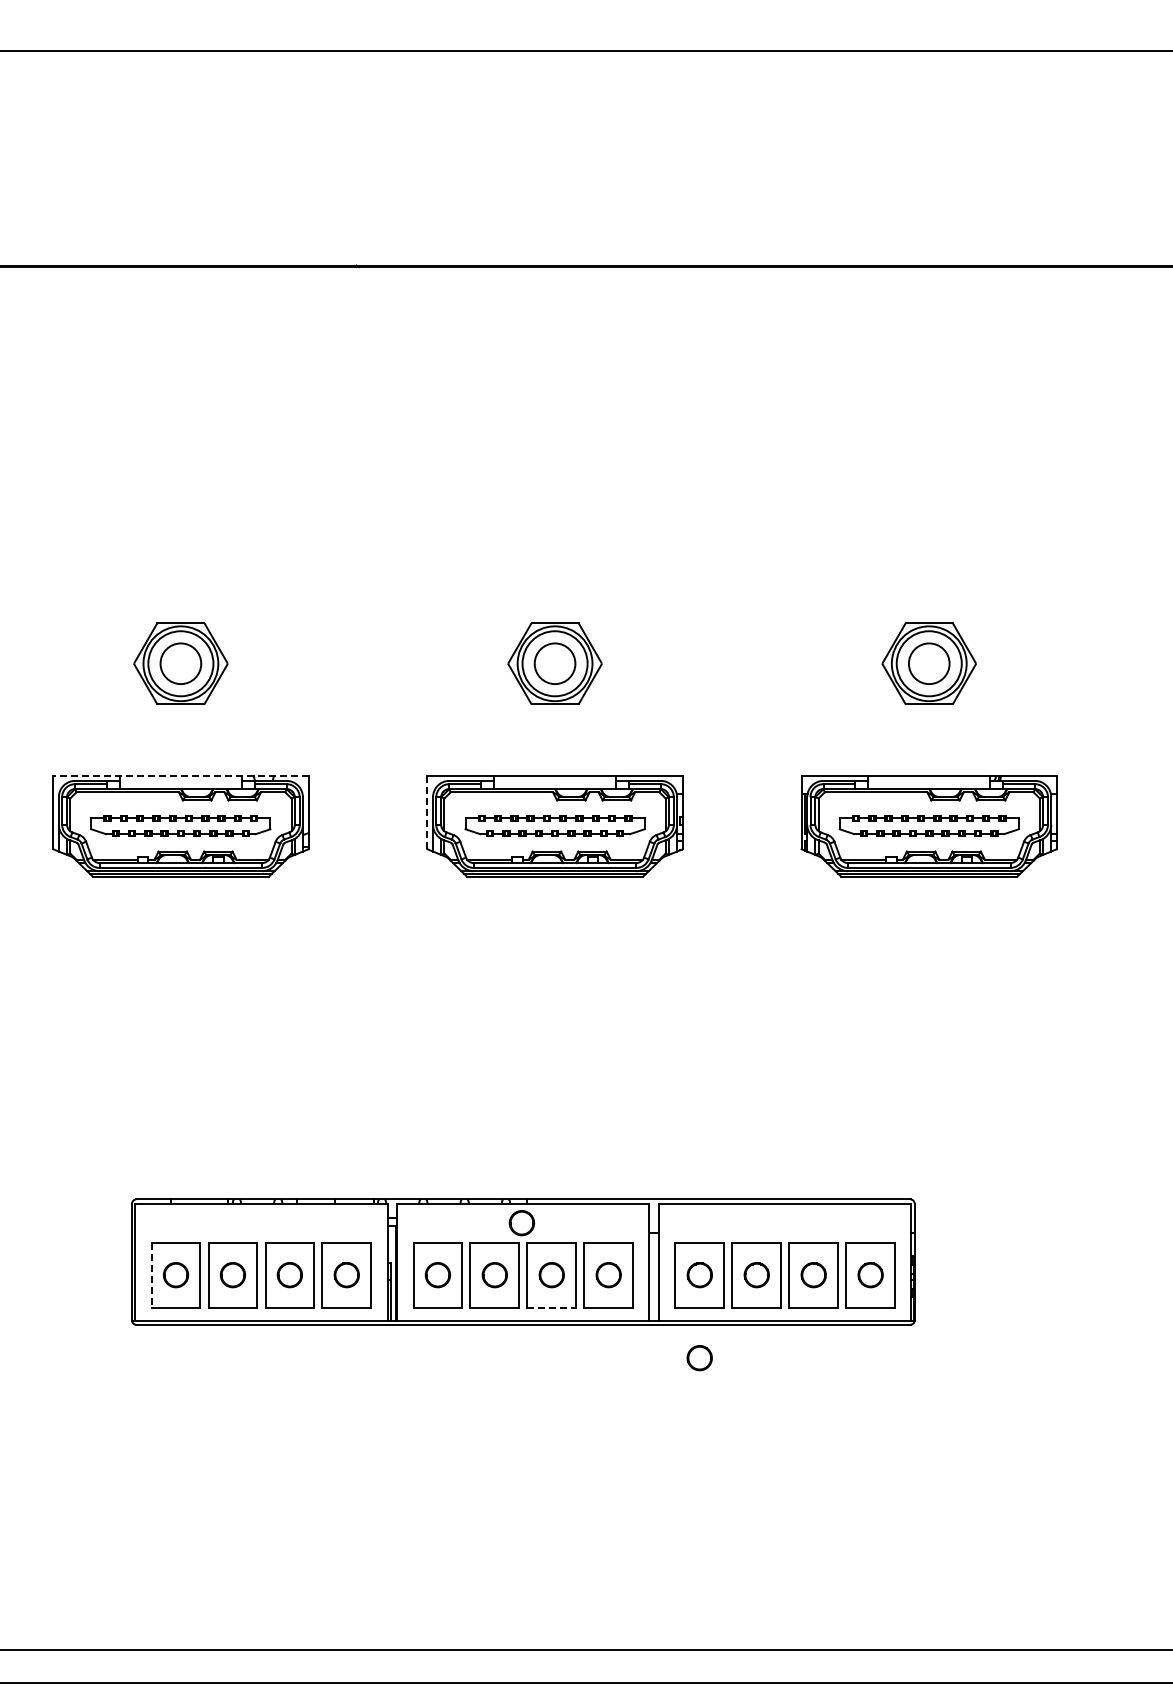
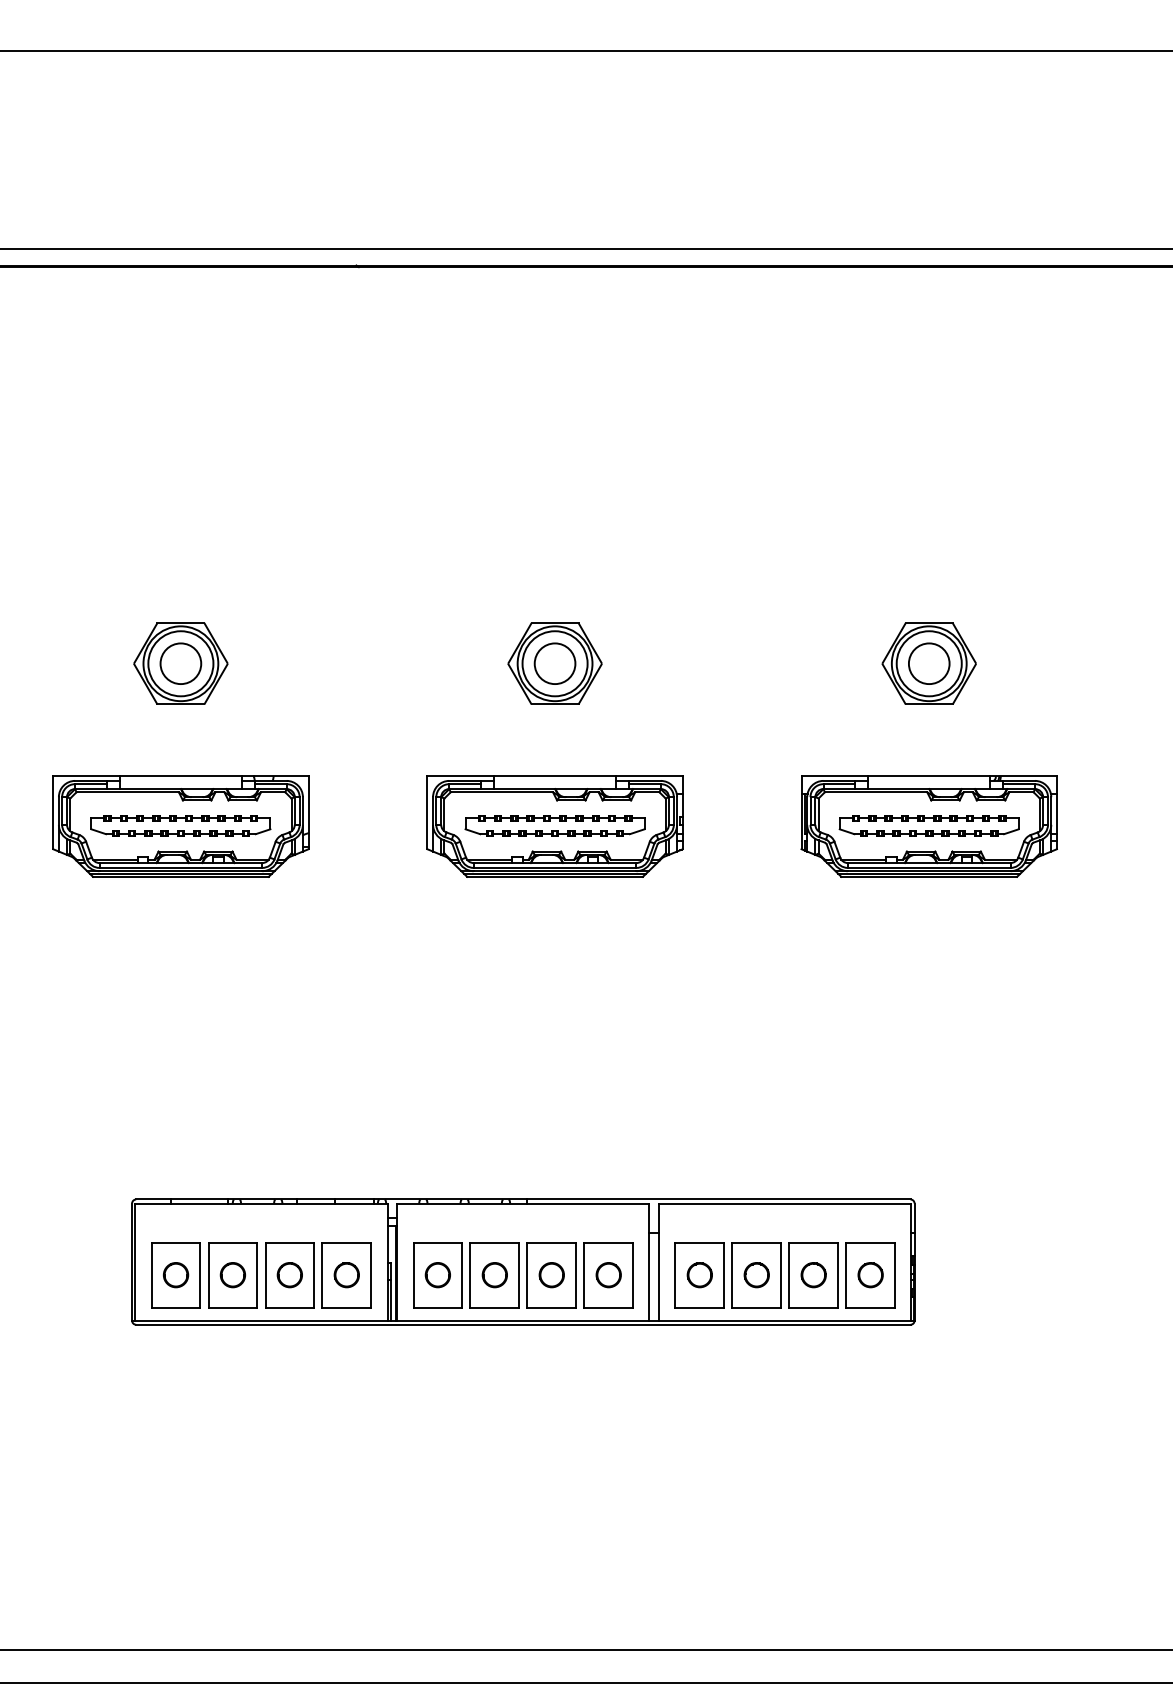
line: none -> present (585, 249)
line: dashed -> solid (180, 776)
line: dashed -> solid (427, 812)
circle: present -> none (521, 1223)
line: dashed -> solid (151, 1275)
line: dashed -> solid (552, 1307)
circle: present -> none (699, 1358)
